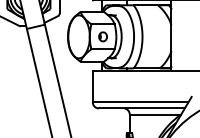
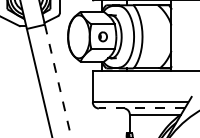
line: solid -> dashed (58, 81)
line: solid -> dashed (141, 108)
